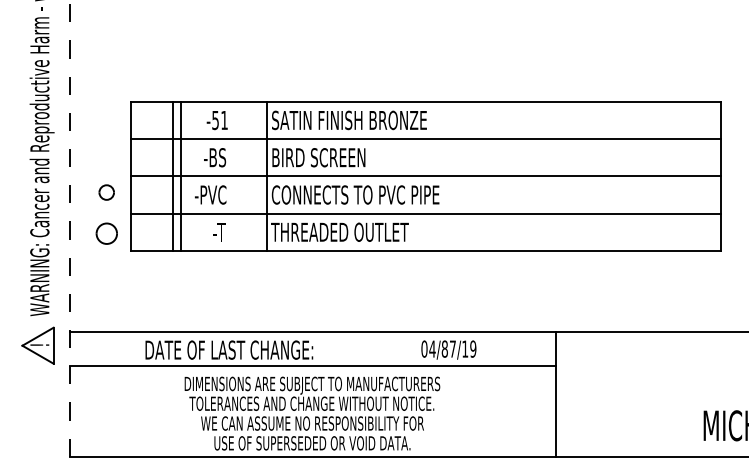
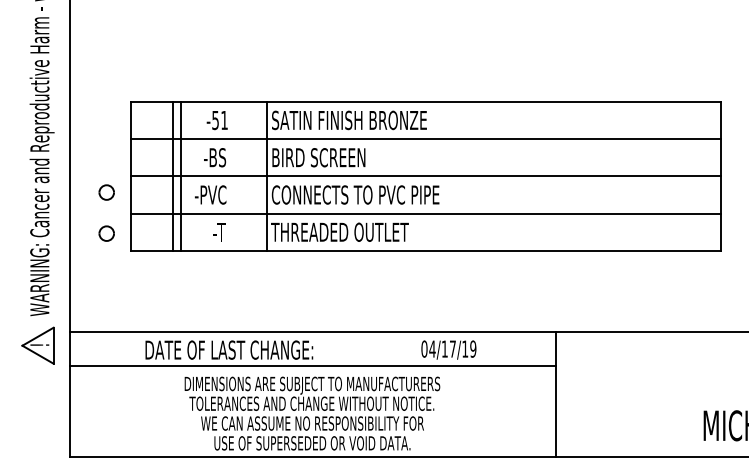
line: dashed -> solid (69, 228)
part size: 23x23 px -> 17x17 px (106, 233)
text: 04/87/19 -> 04/17/19 (444, 348)
